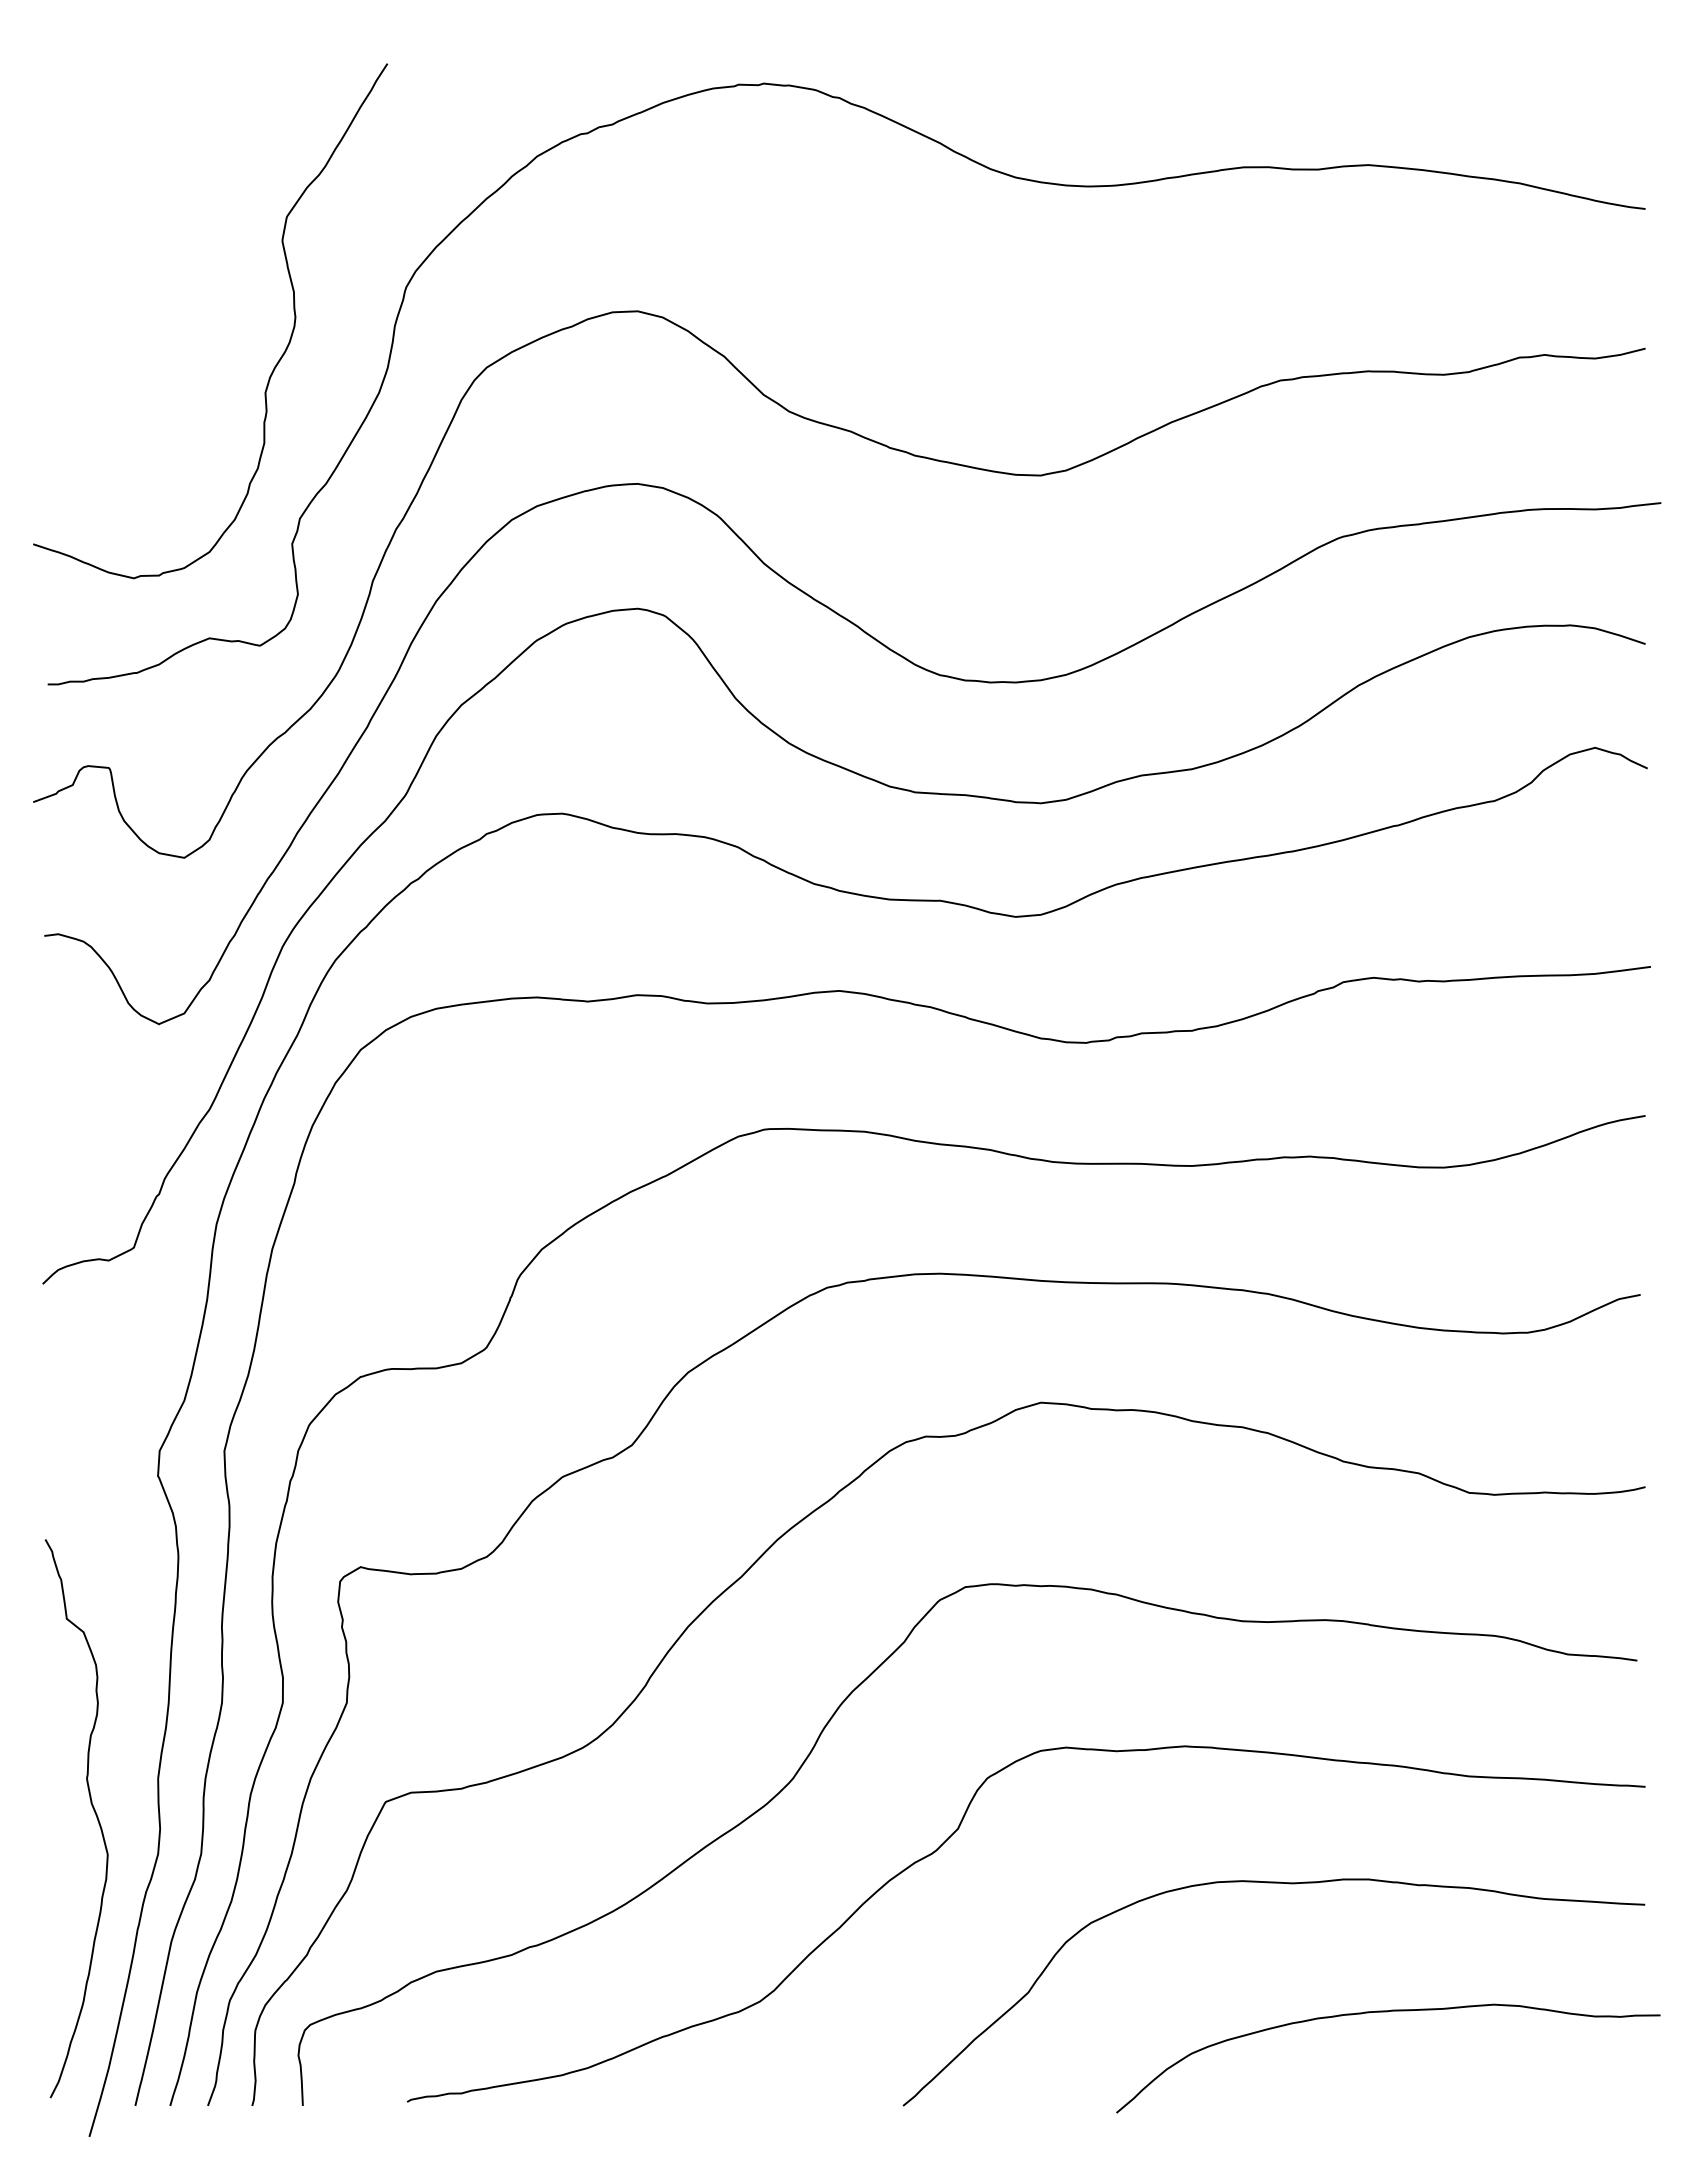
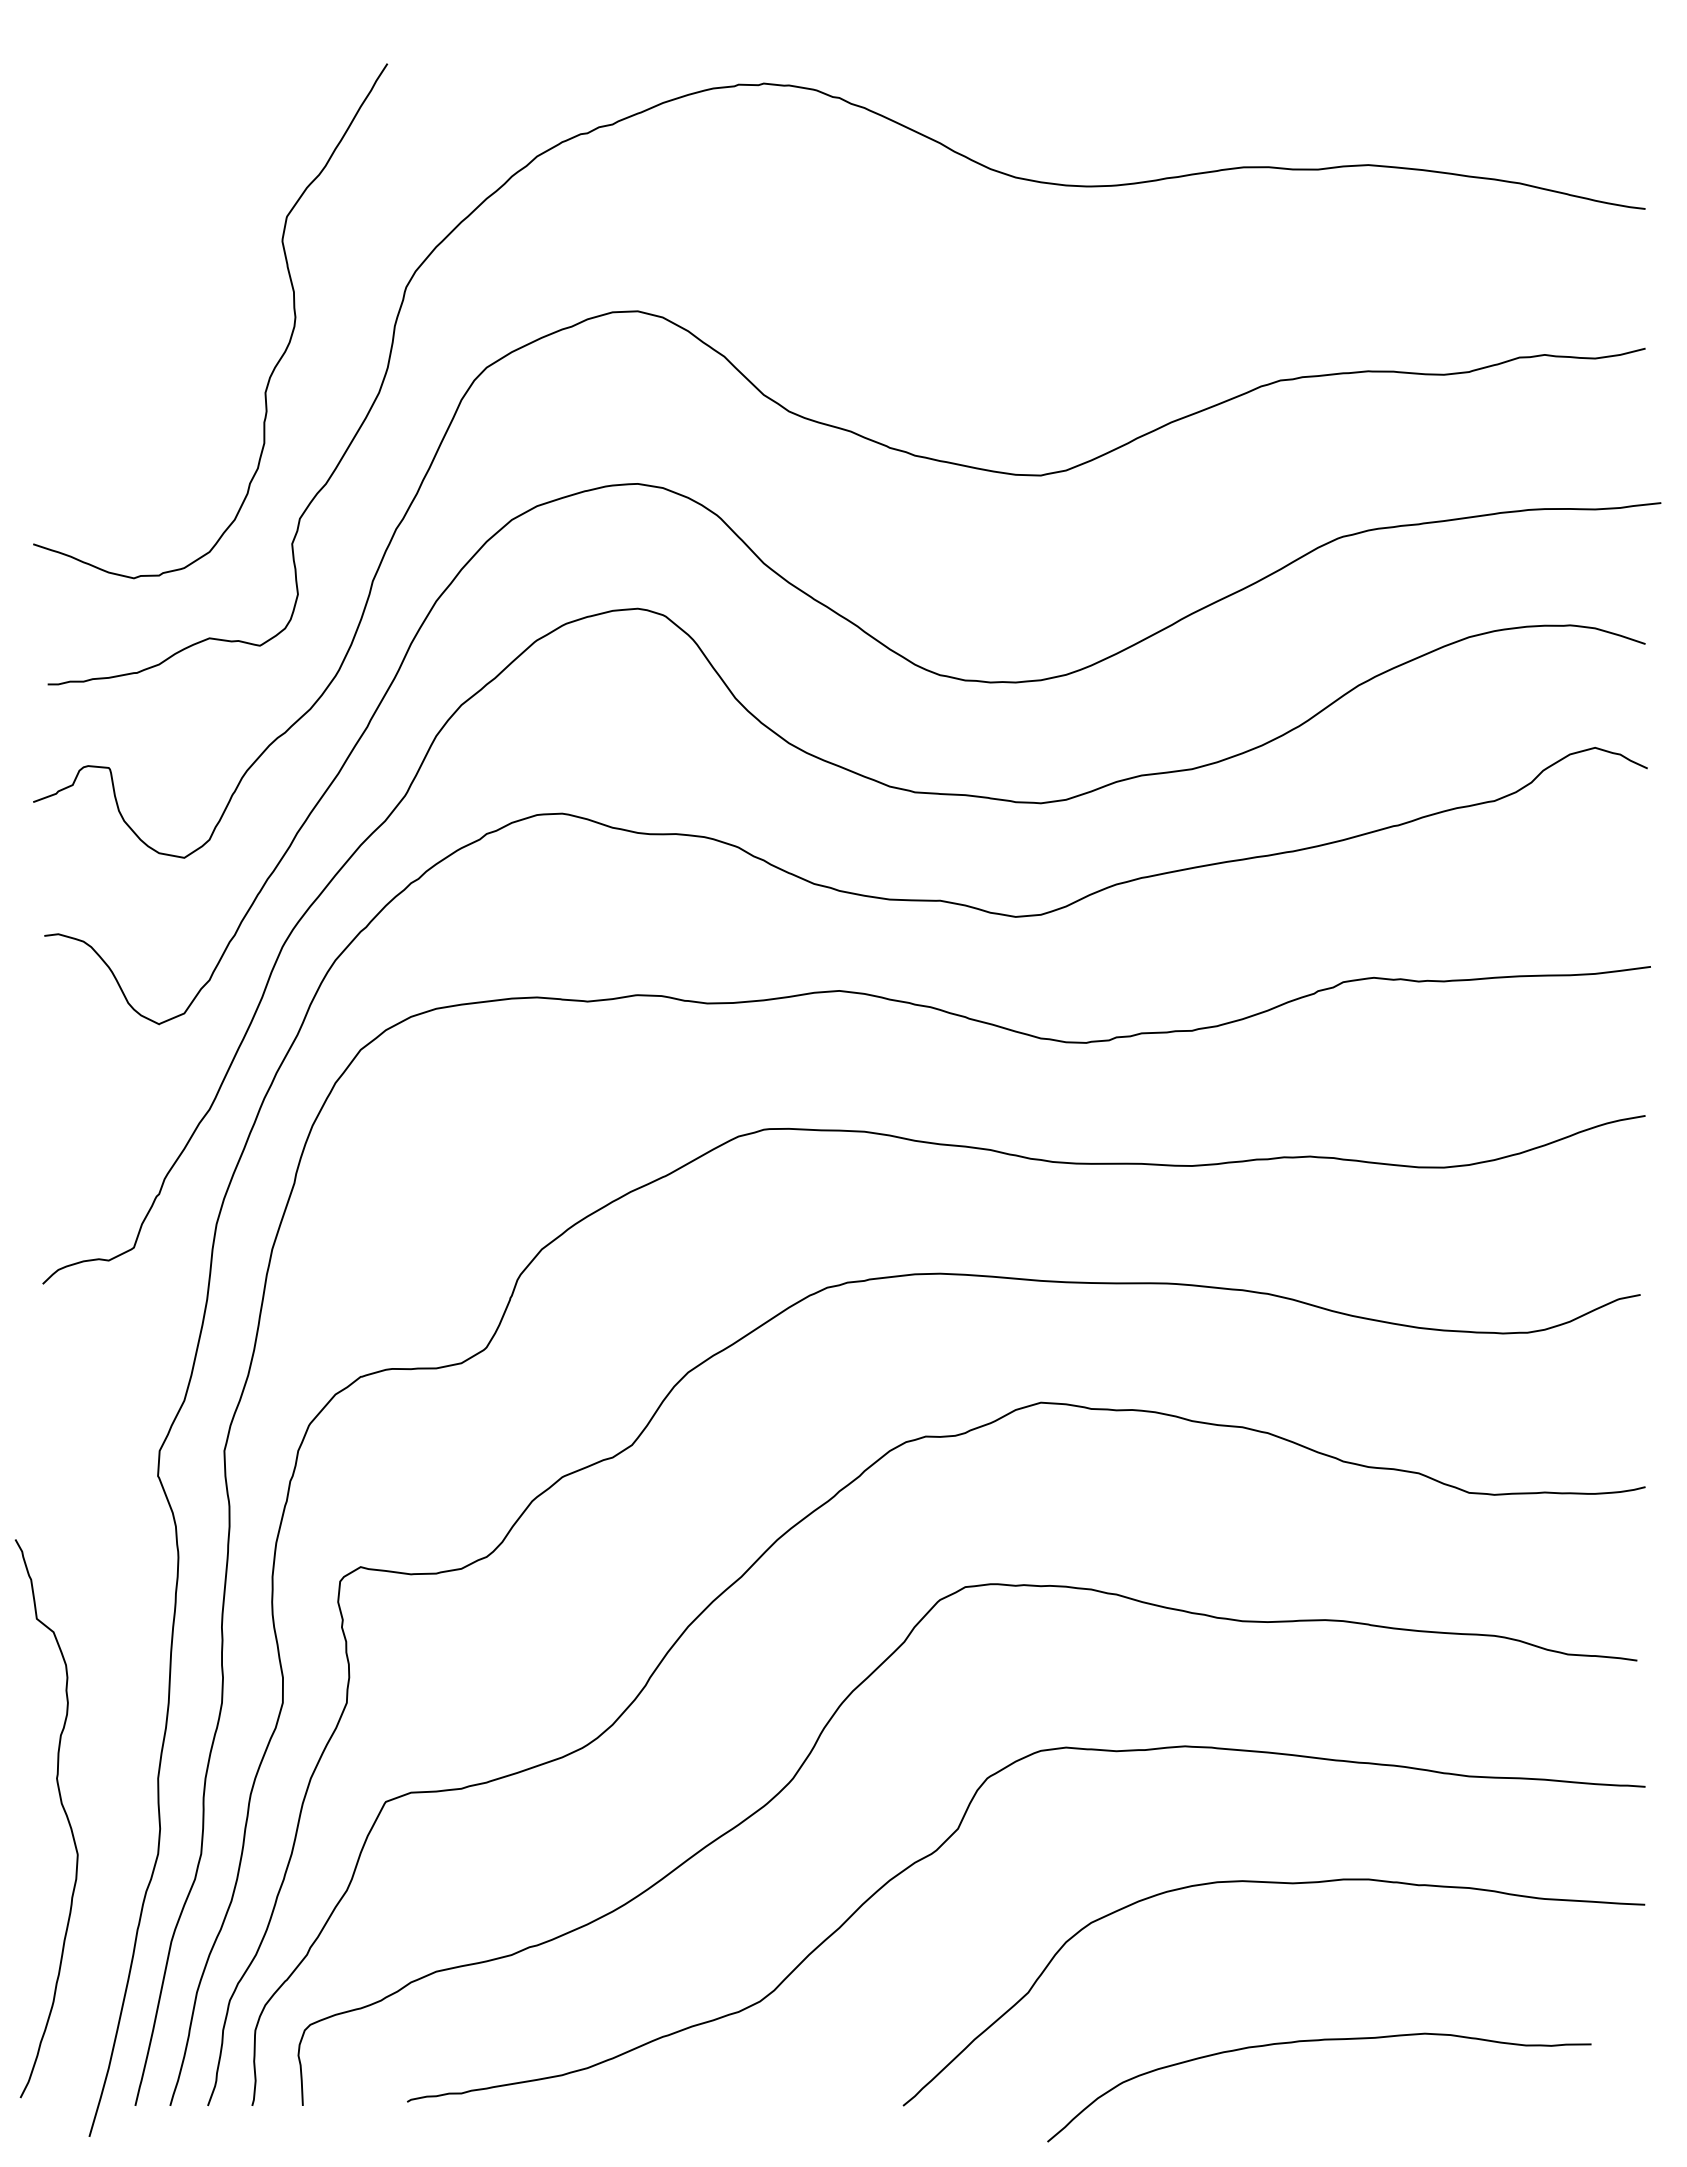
curve position: (93, 1810) -> (63, 1810) (63, 1810)
curve position: (1387, 2012) -> (1318, 2041) (1318, 2041)
